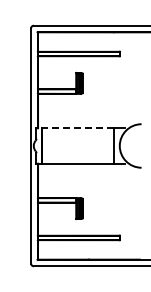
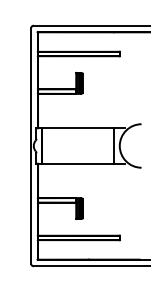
line: dashed -> solid (75, 128)
